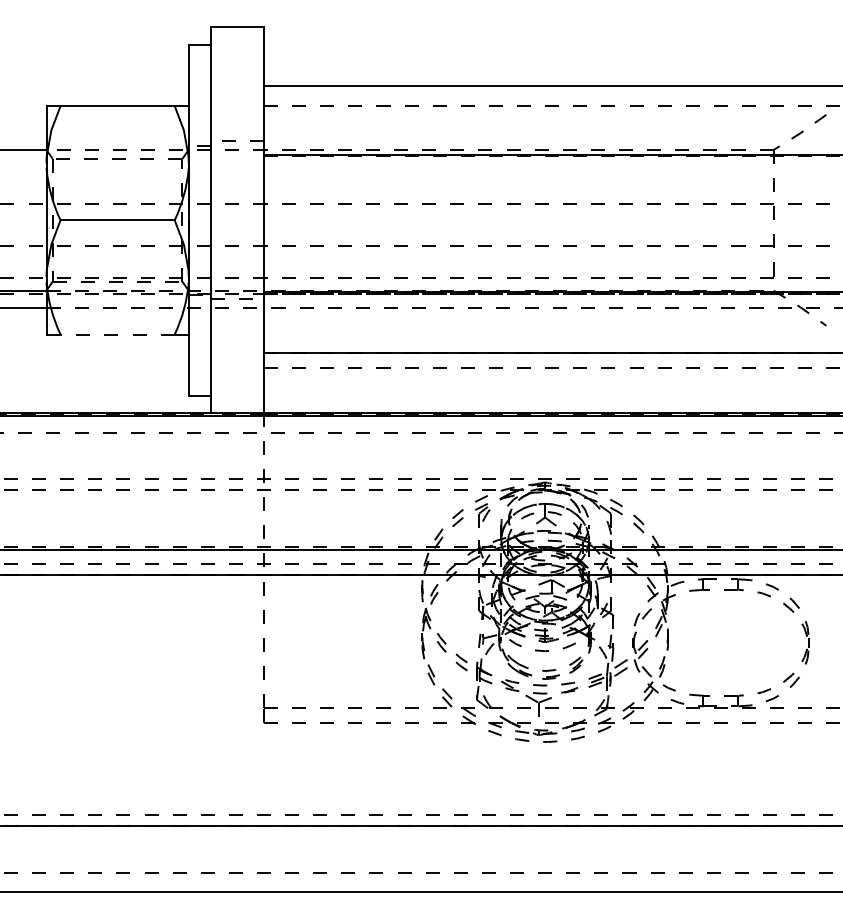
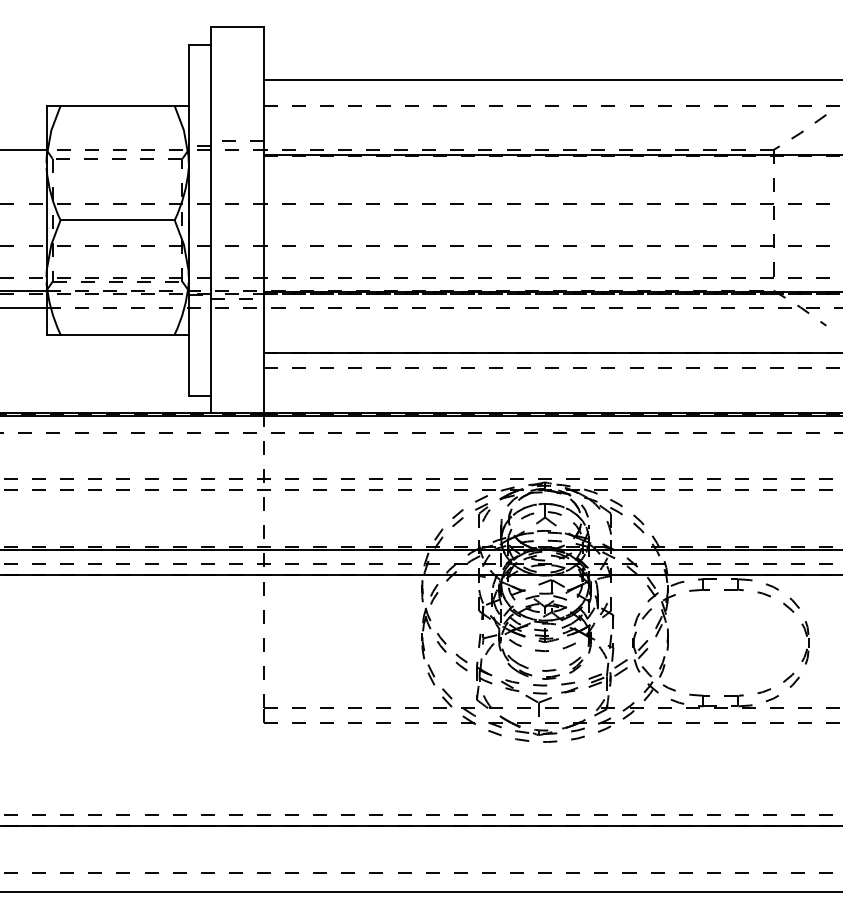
line position: (551, 85) -> (551, 79) (551, 79)
line: dashed -> solid (117, 334)
